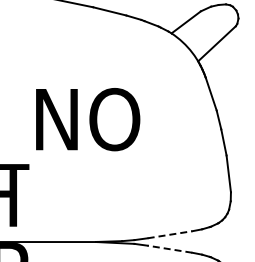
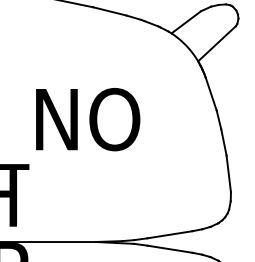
line: dashed -> solid (169, 234)
line: dashed -> solid (169, 249)
